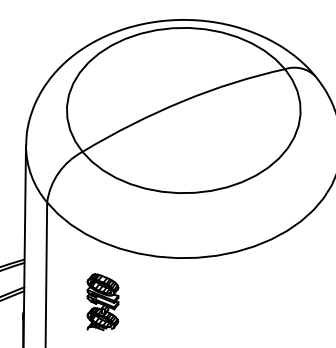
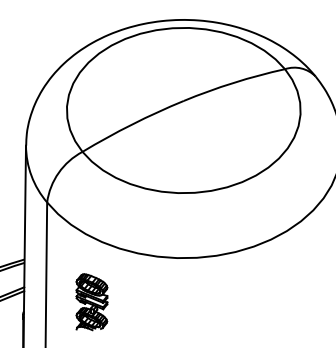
part position: (102, 302) -> (91, 302) (91, 302)
